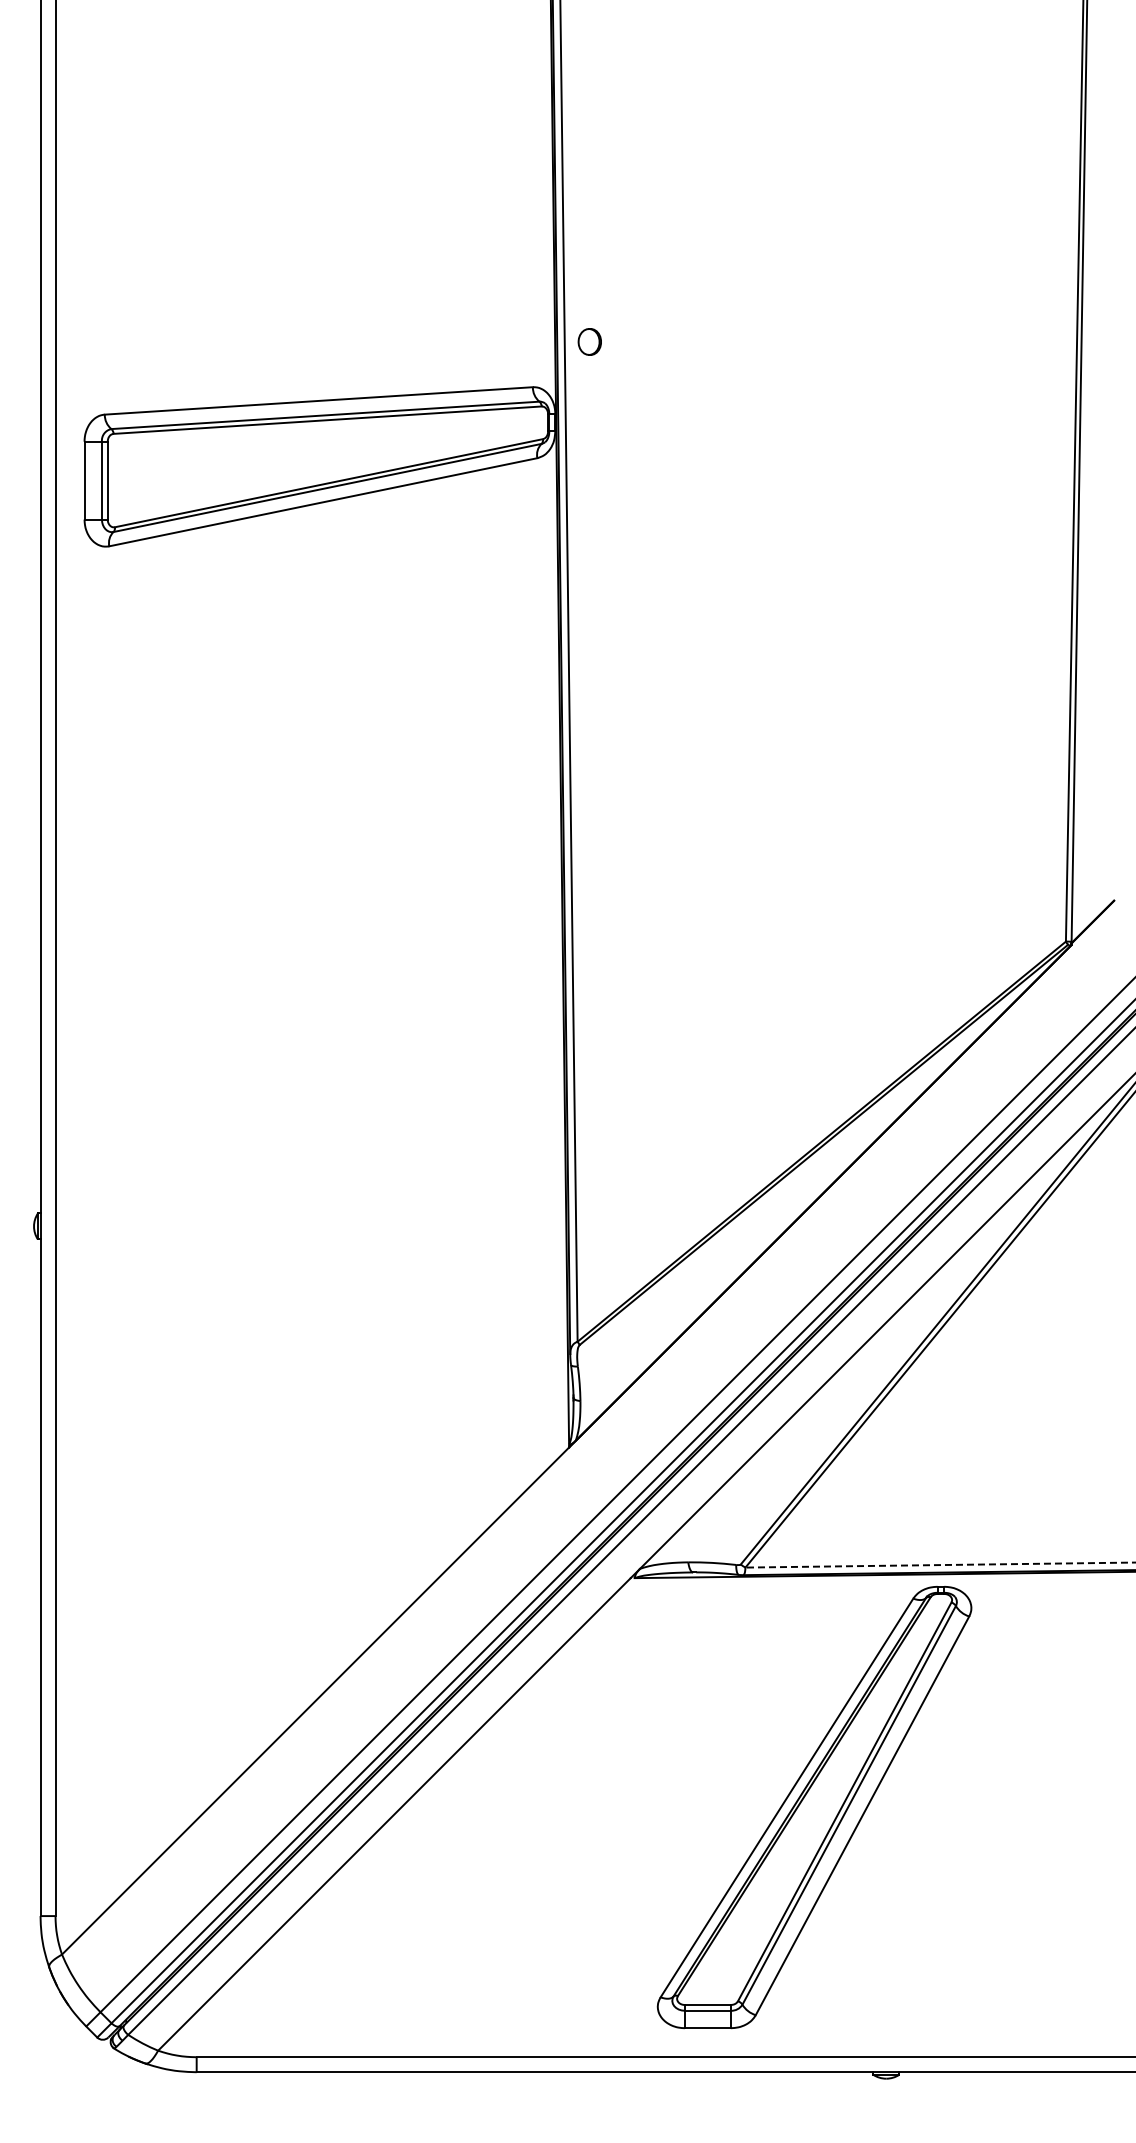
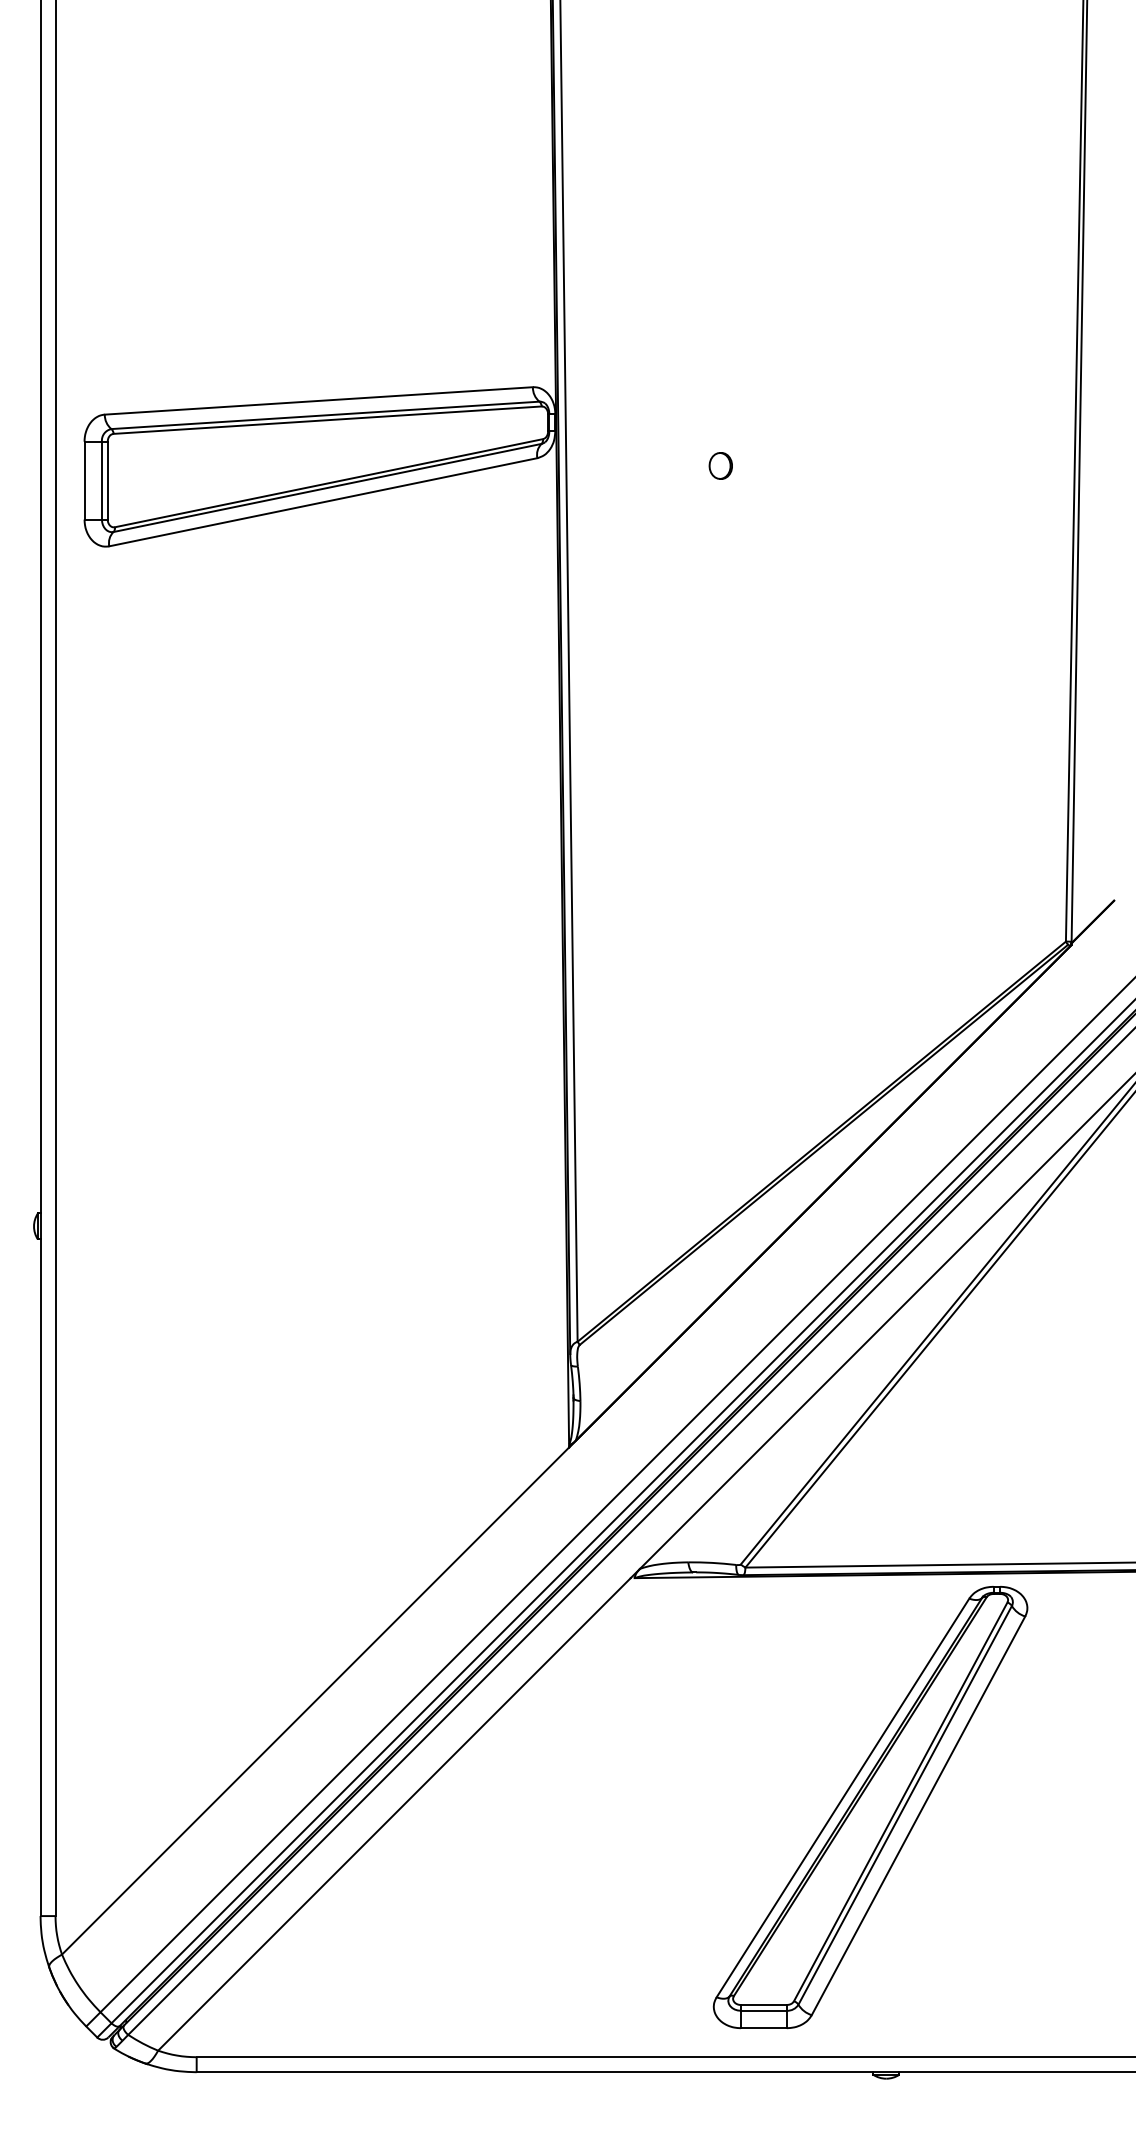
part position: (589, 341) -> (720, 465) (720, 465)
line: dashed -> solid (940, 1565)
part position: (814, 1807) -> (870, 1807) (870, 1807)
